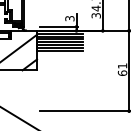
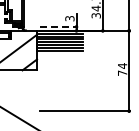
line: solid -> dashed (59, 26)
text: 61 -> 74 (122, 69)
